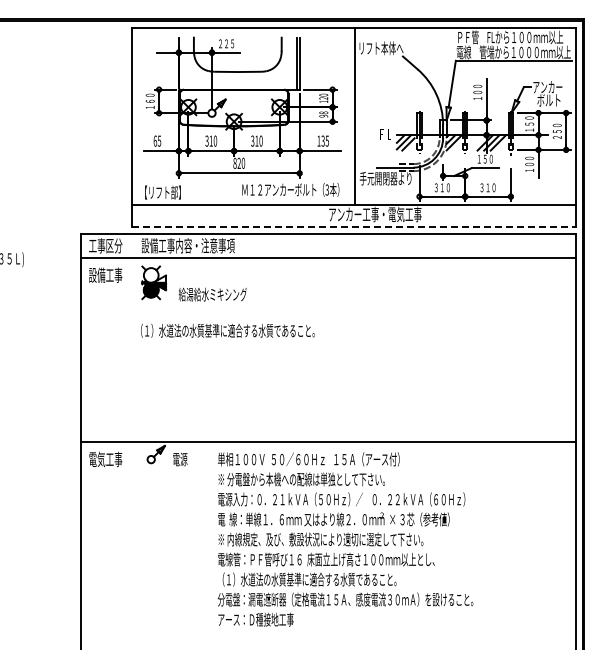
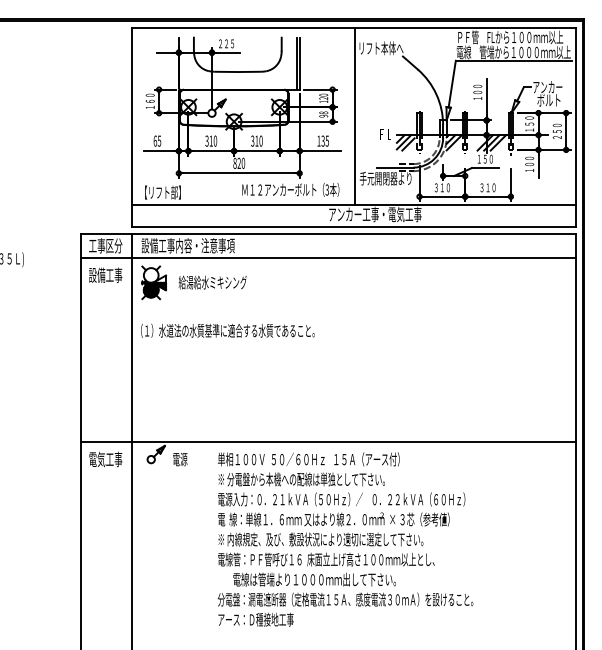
line: dashed -> solid (353, 226)
text position: (212, 294) -> (212, 282) (212, 282)
line: none -> present (132, 440)
text: （１）水道法の水質基準に適合する水質であること。 -> 電線は管端より１０００ｍｍ出して下さい。 (309, 579)
